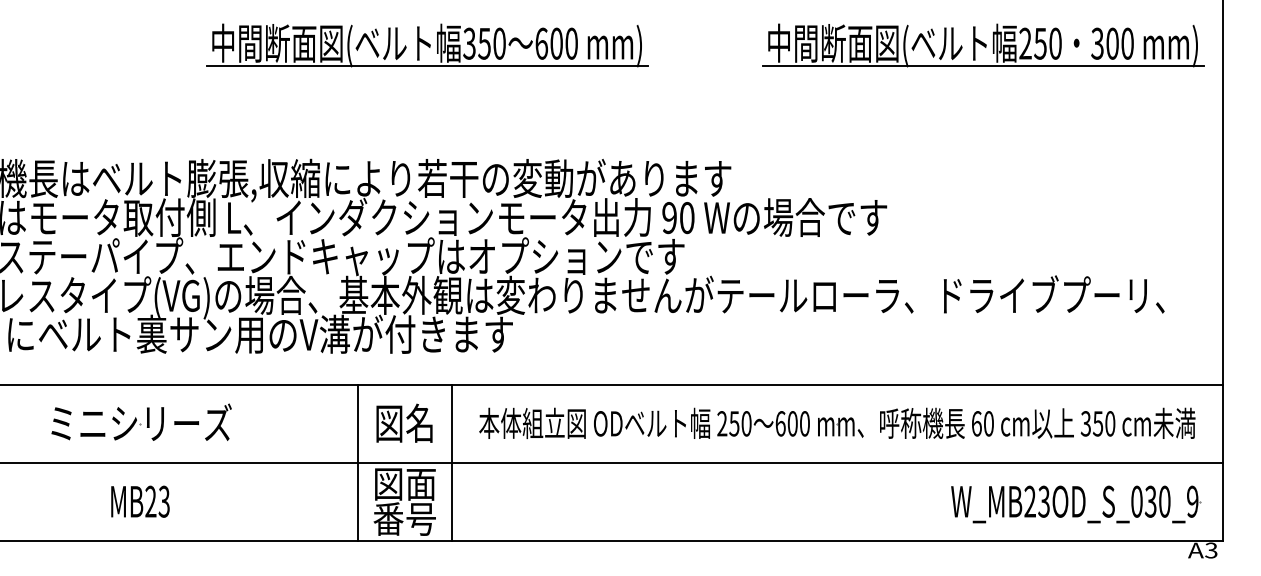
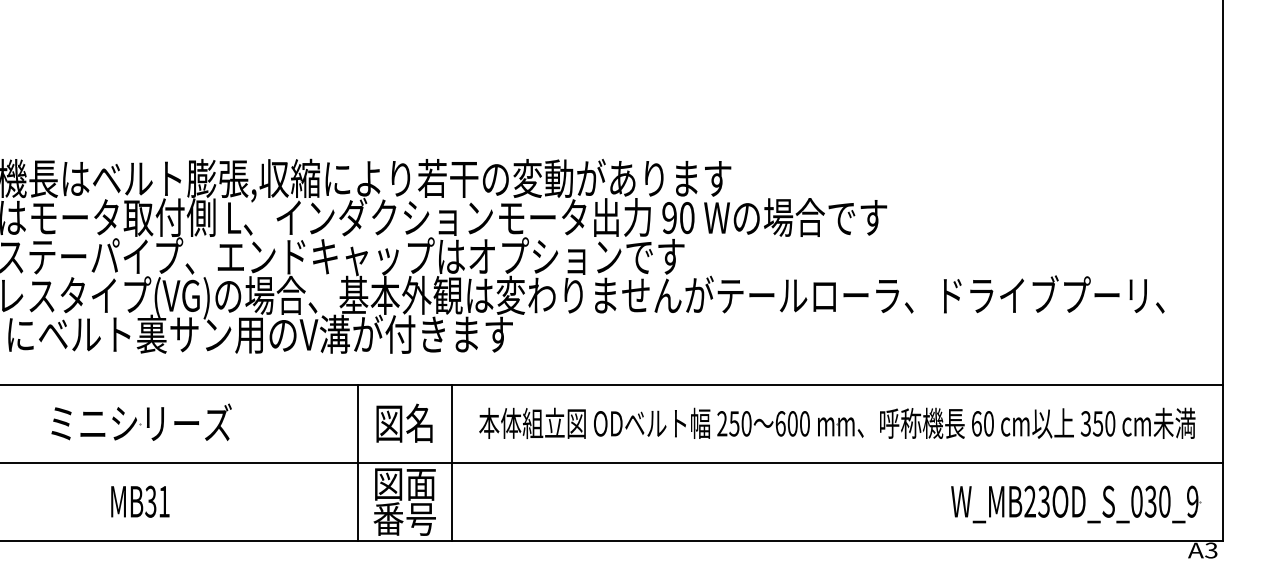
part: present -> none (427, 45)
part: present -> none (983, 45)
text: MB23 -> MB31 (157, 501)
